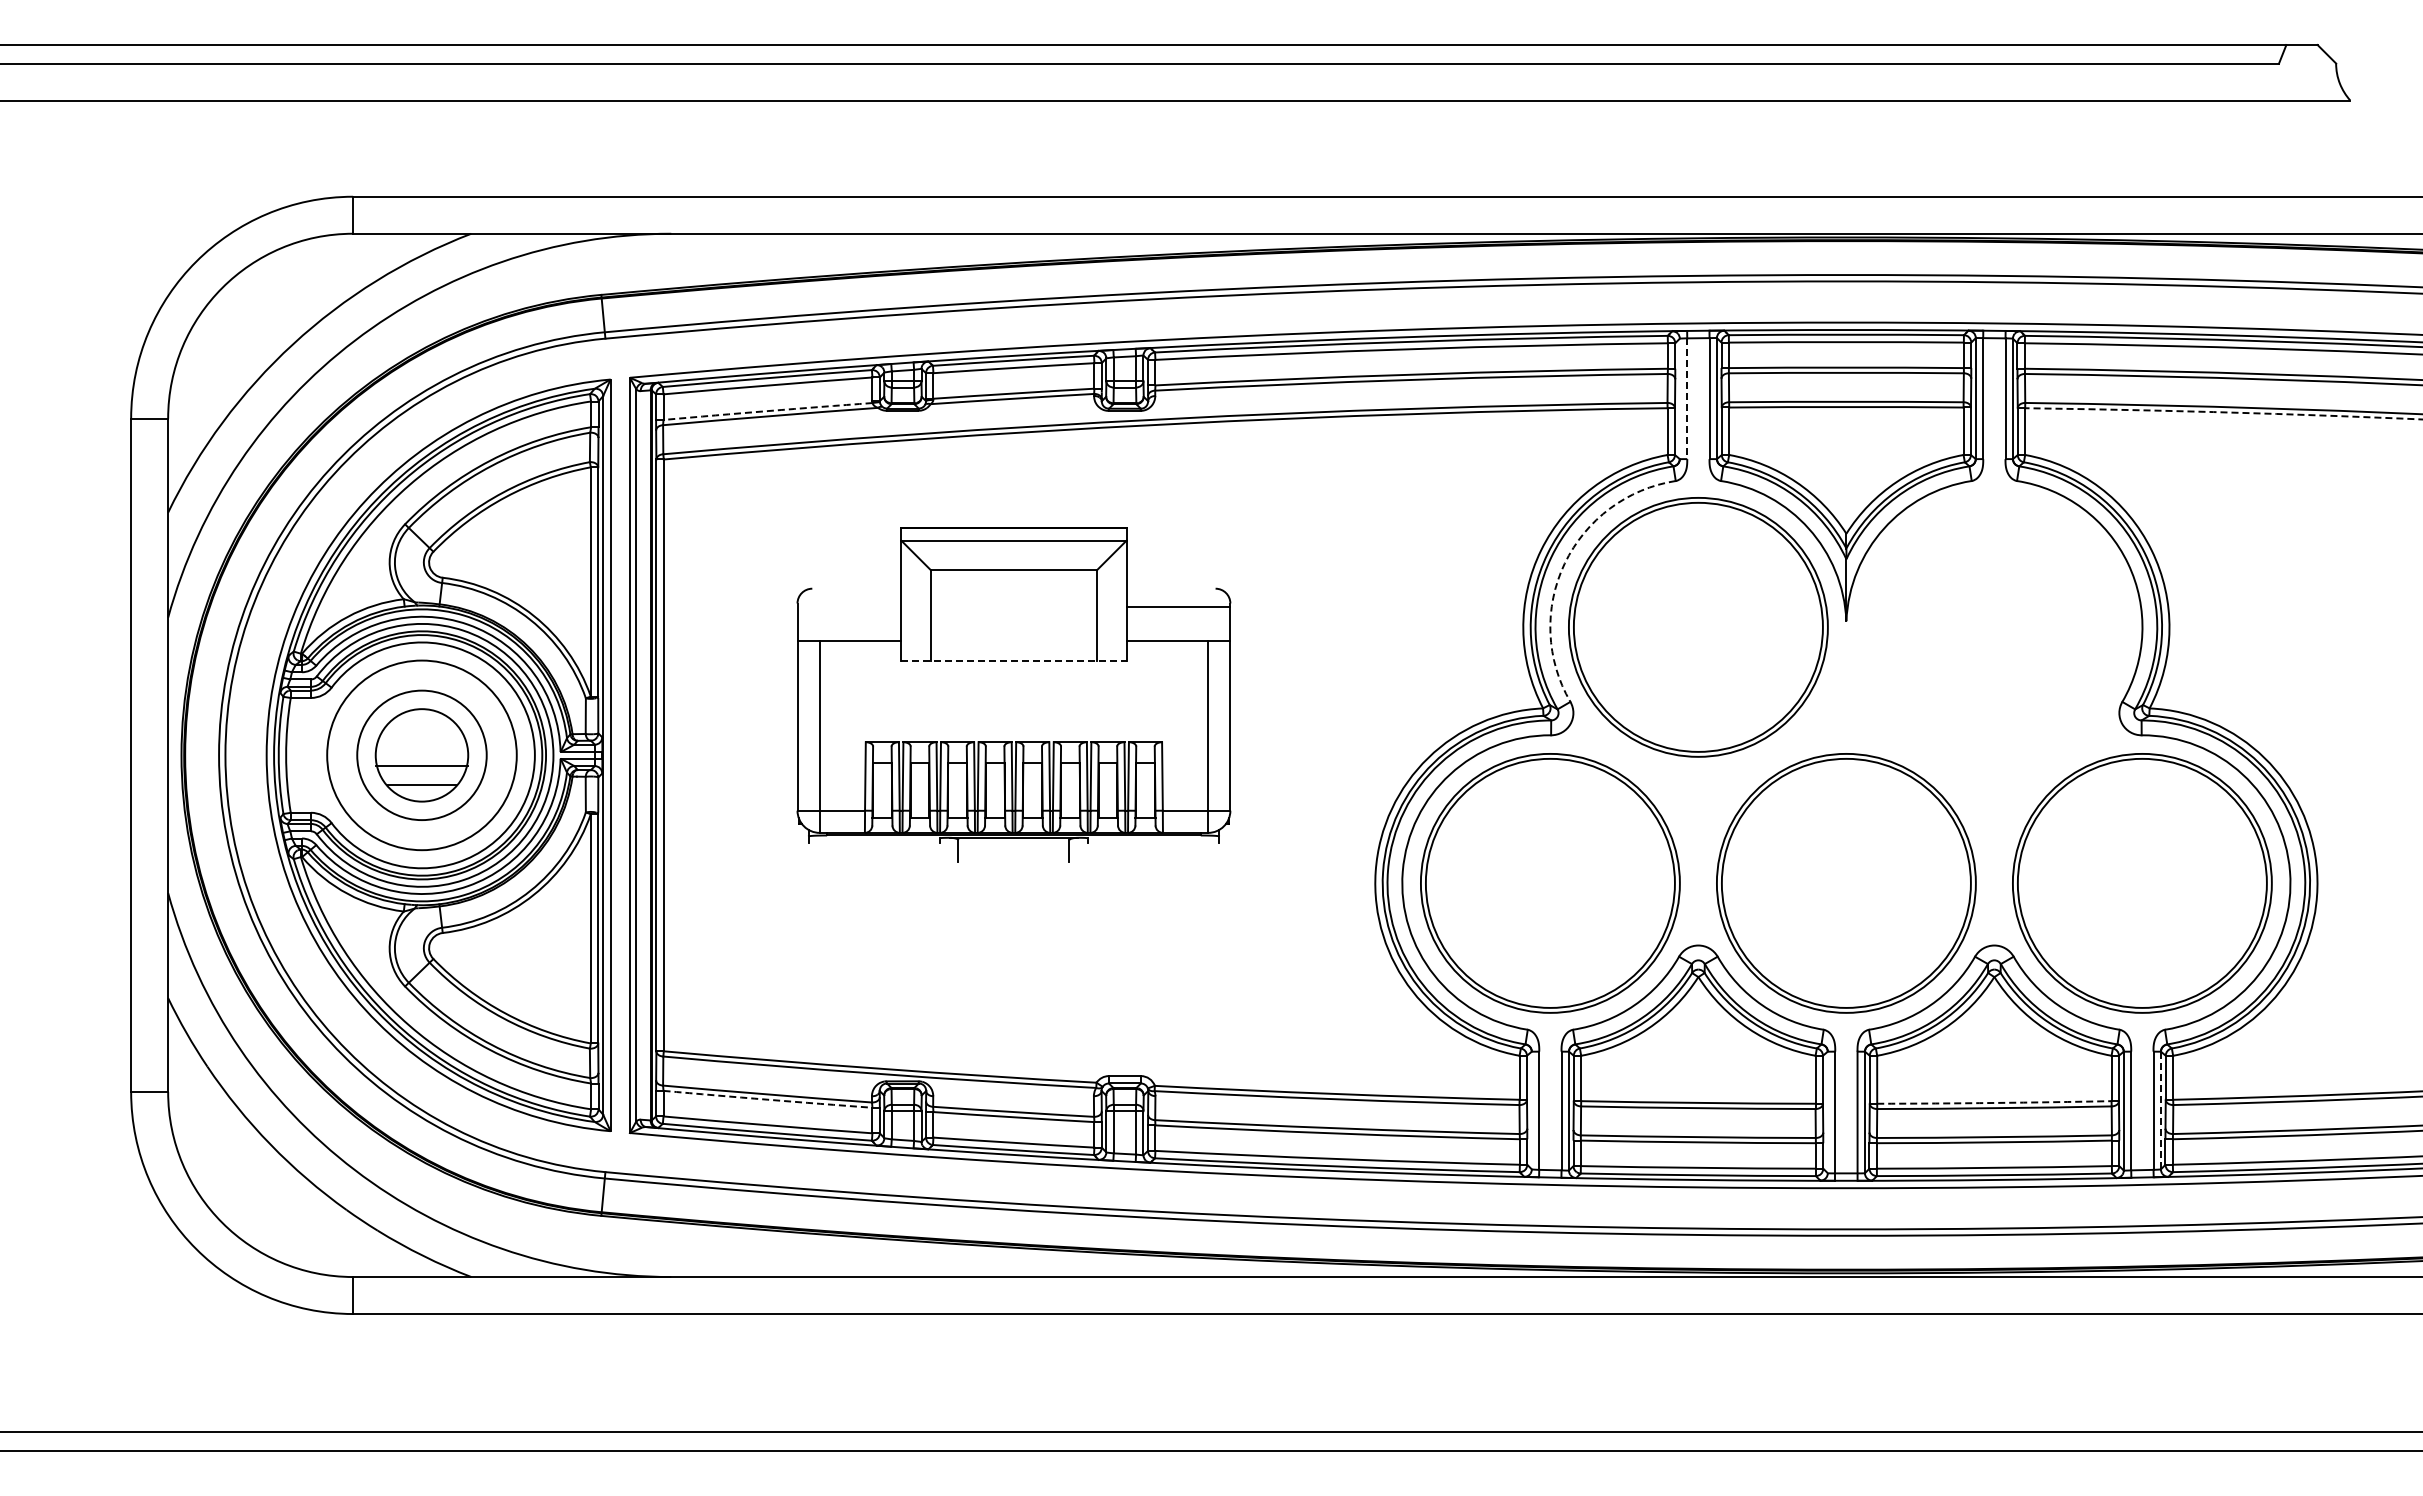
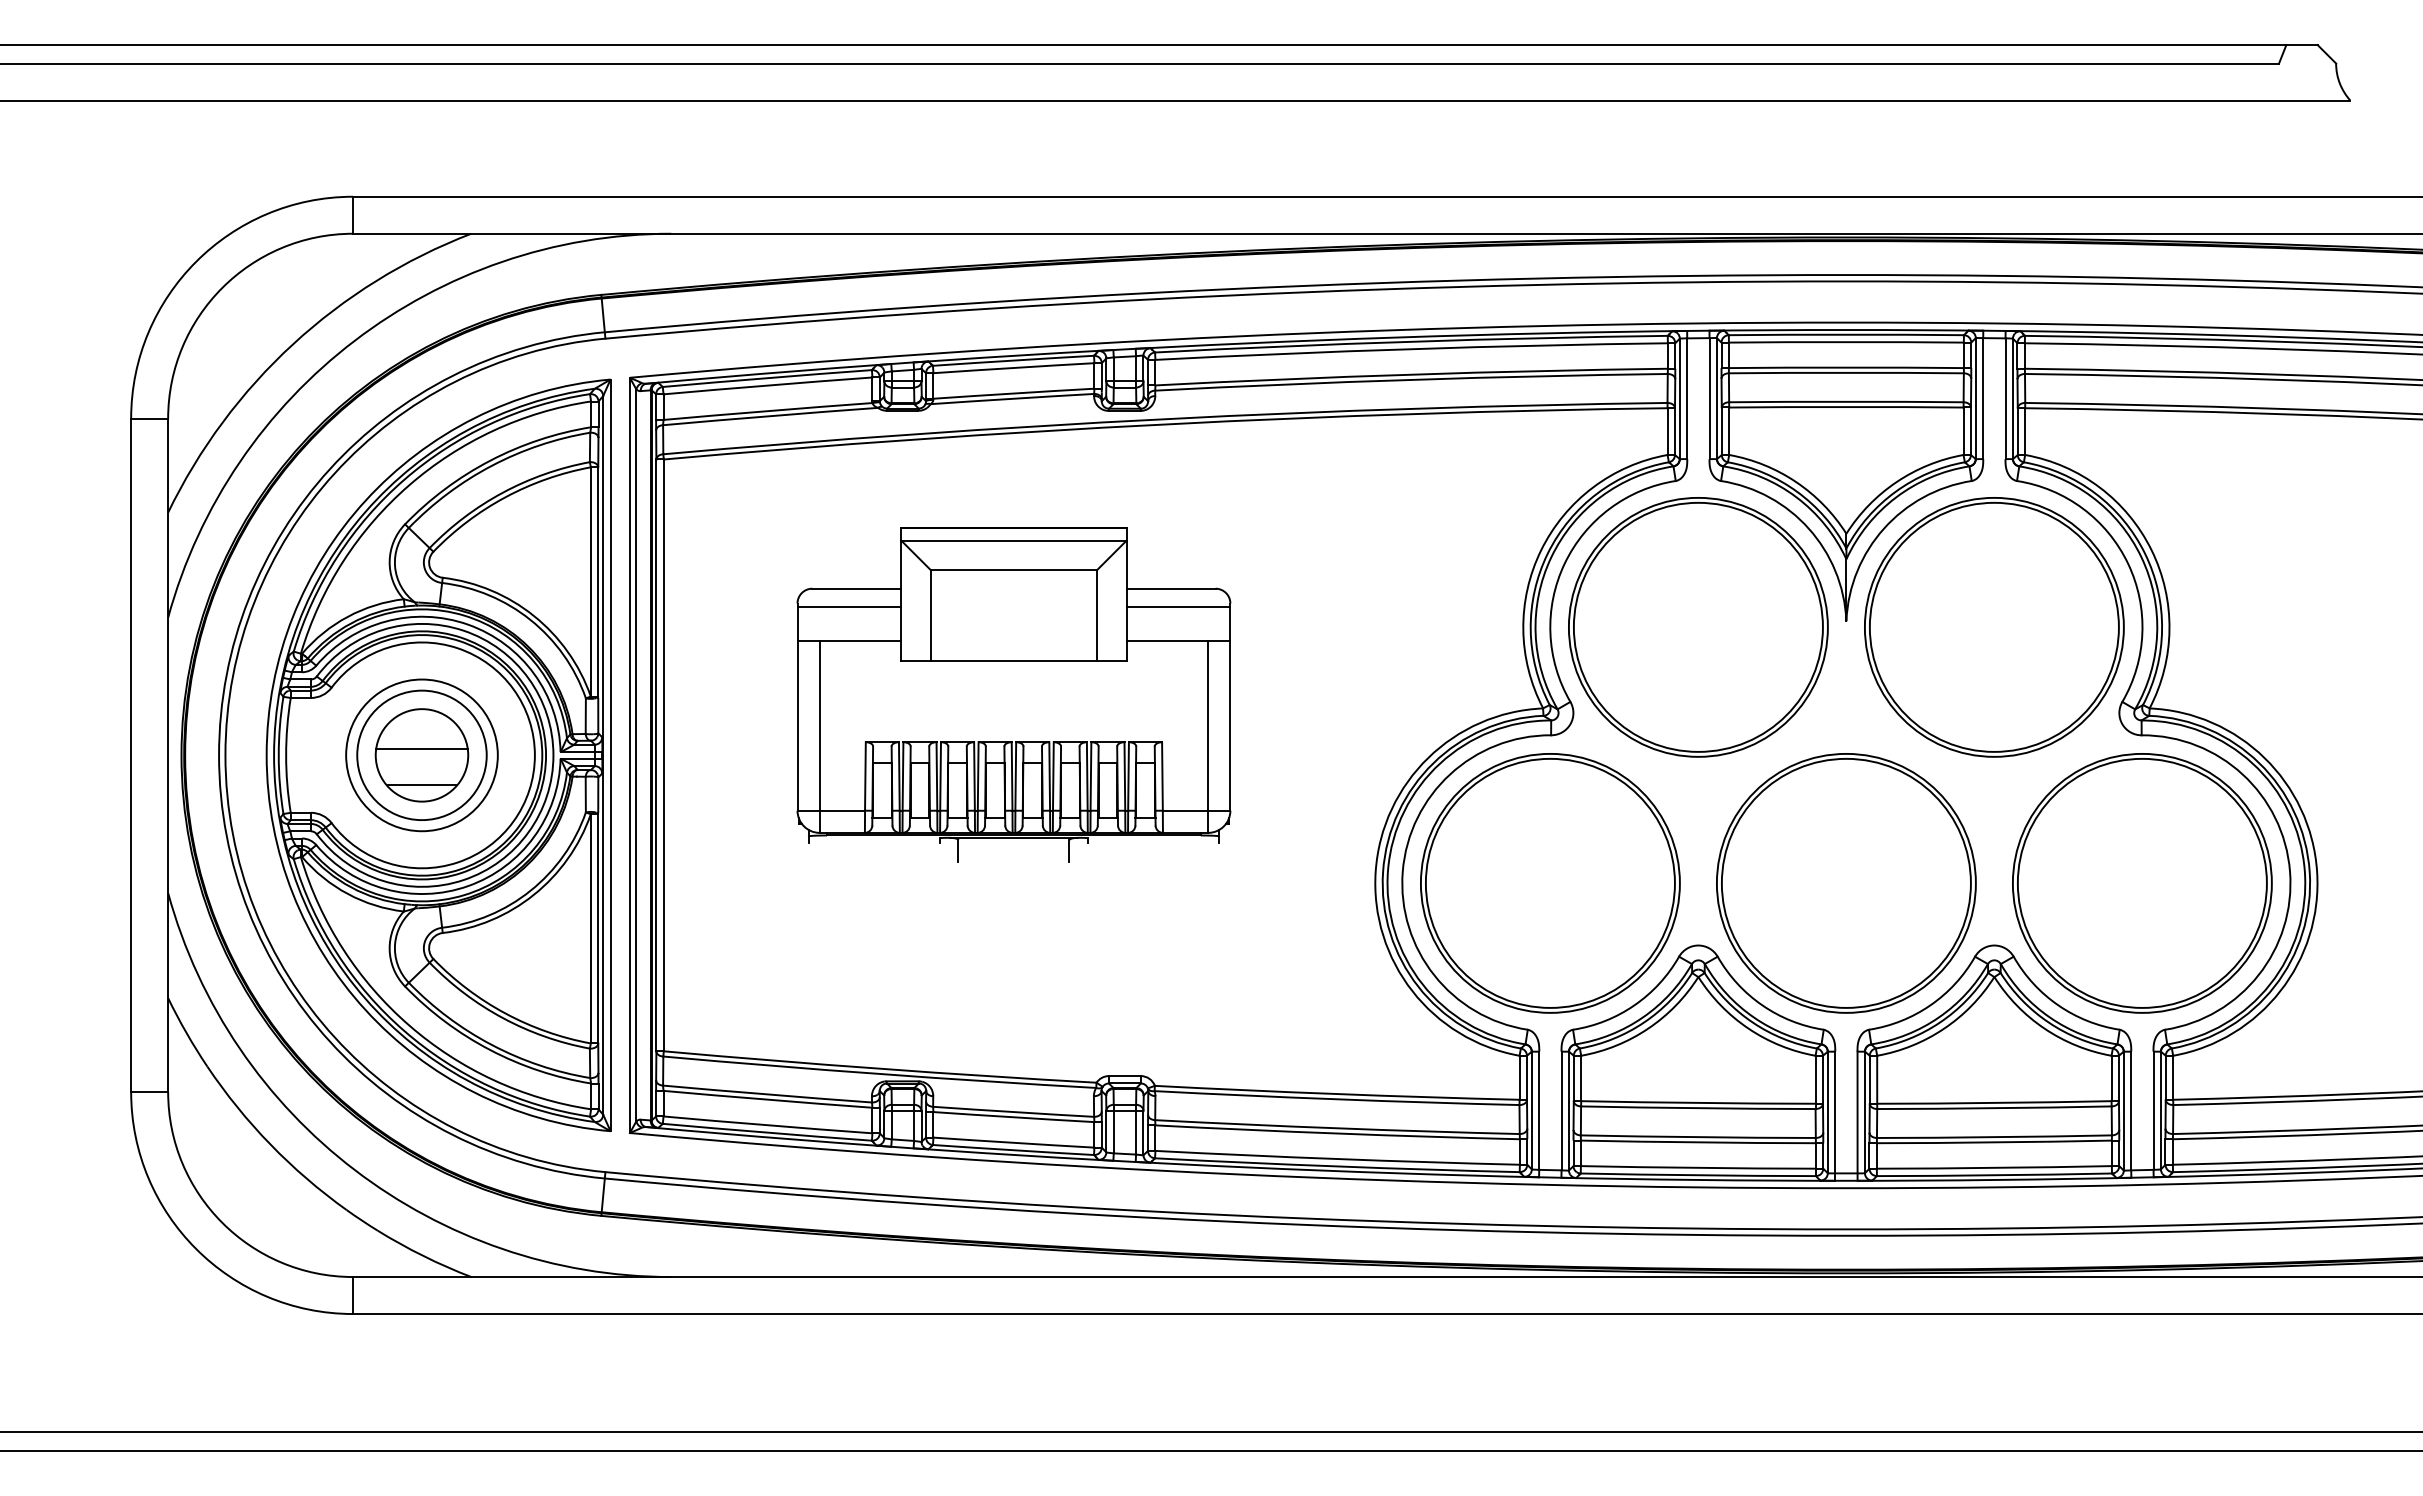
line: none -> present (1679, 398)
line: dashed -> solid (1687, 399)
arc: dashed -> solid (768, 411)
arc: dashed -> solid (2224, 412)
arc: dashed -> solid (1564, 563)
line: none -> present (856, 588)
line: none -> present (1170, 588)
line: none -> present (849, 607)
part: none -> present (1994, 627)
line: dashed -> solid (1013, 660)
circle diameter: 190 px -> 152 px (421, 755)
line position: (421, 766) -> (421, 749) (421, 749)
arc: dashed -> solid (767, 1099)
arc: dashed -> solid (1994, 1102)
line: none -> present (1531, 1110)
line: dashed -> solid (2160, 1110)
line: none -> present (1827, 1112)
